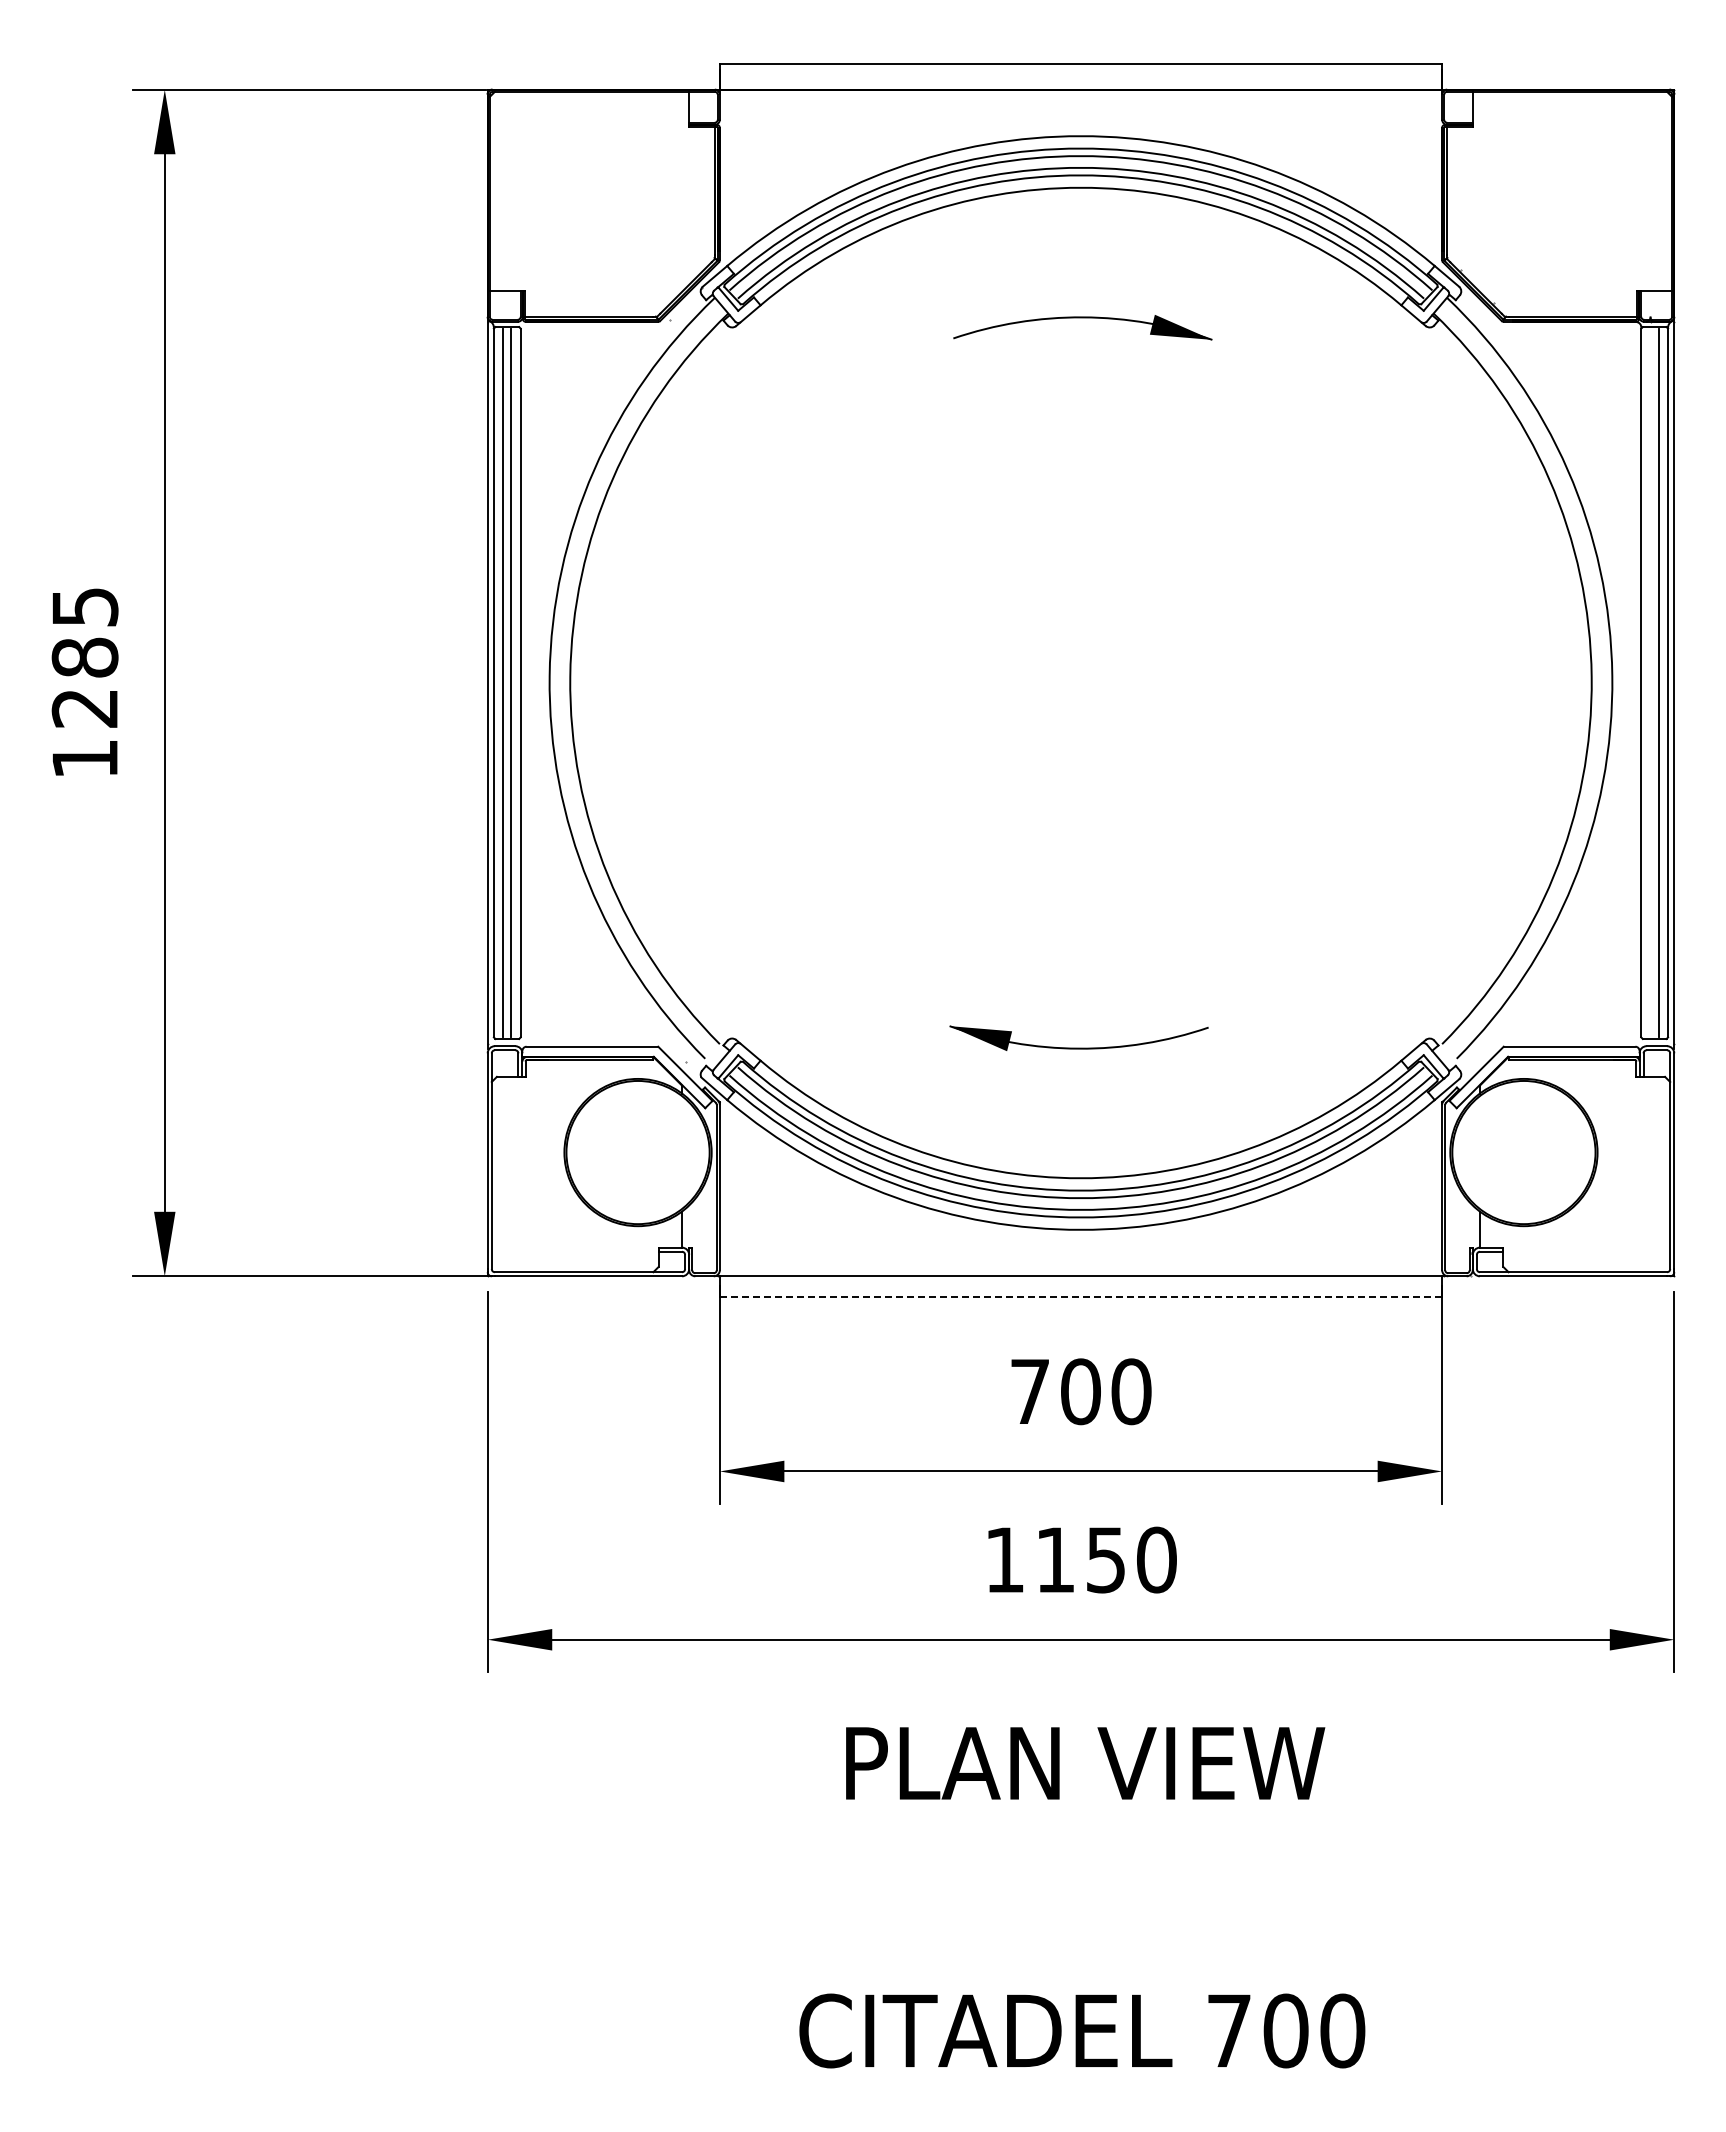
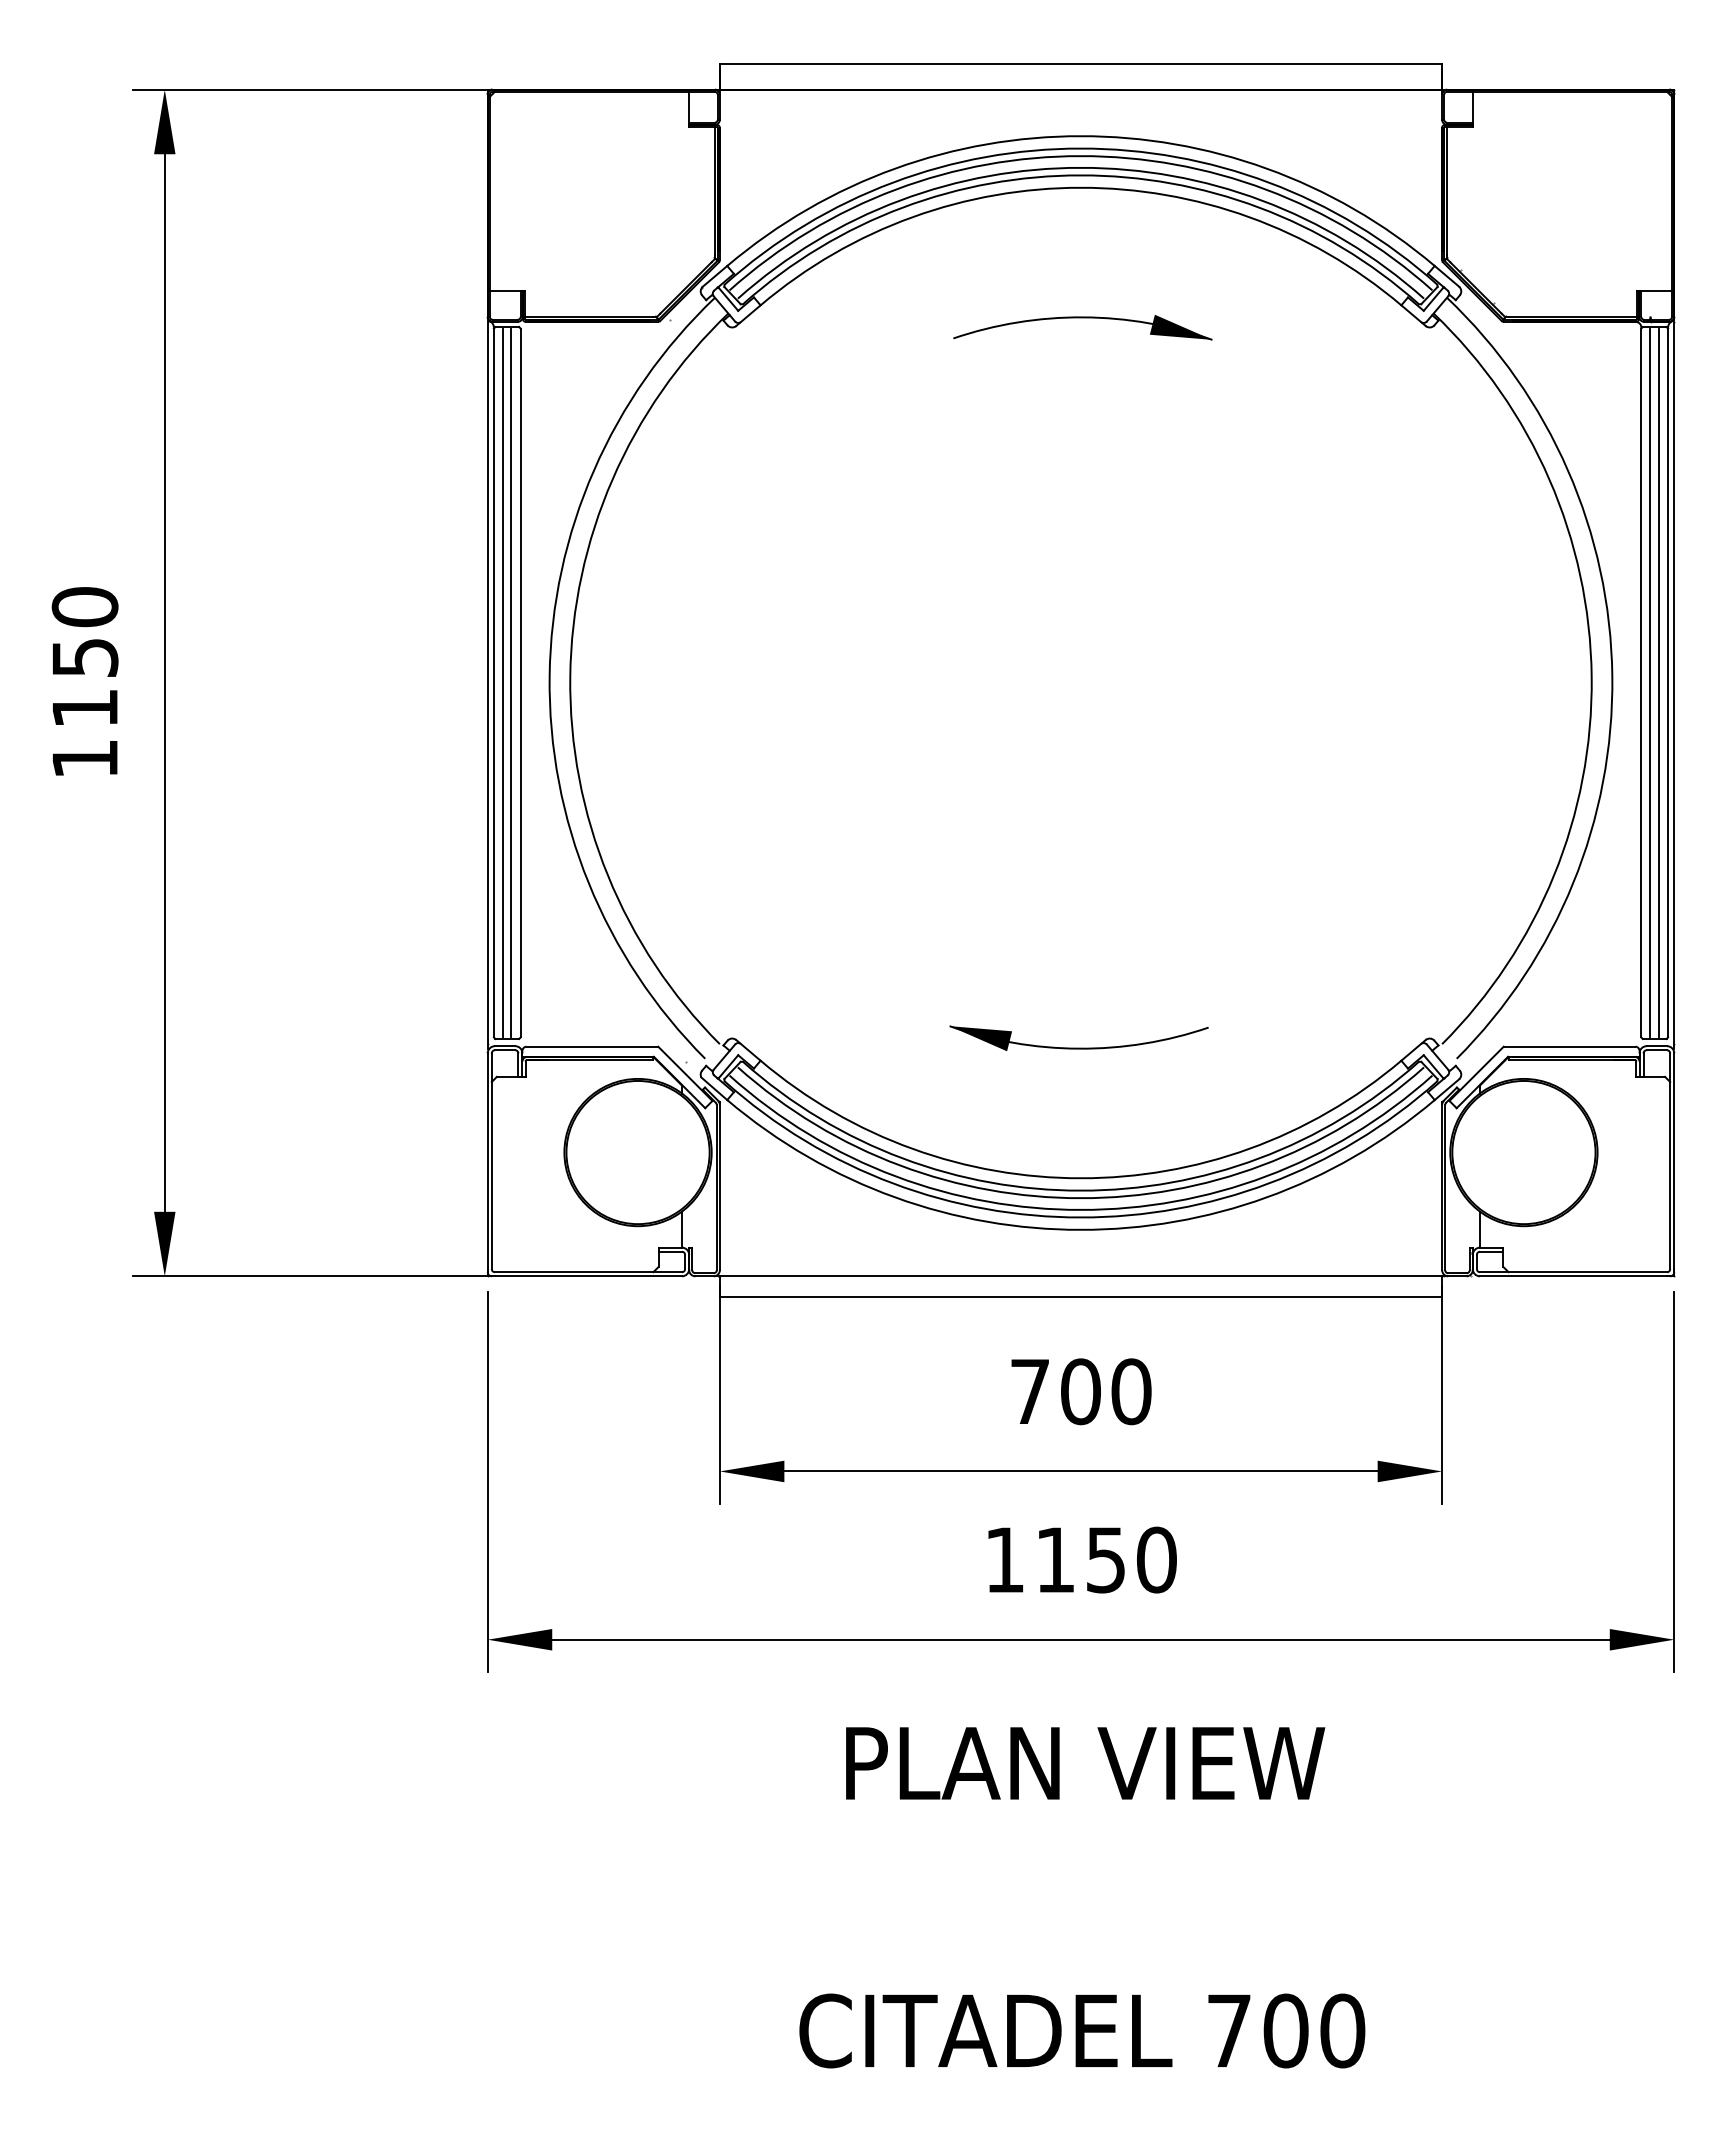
text: 1285 -> 1150 (84, 657)
line: none -> present (1650, 682)
line: dashed -> solid (1081, 1296)
